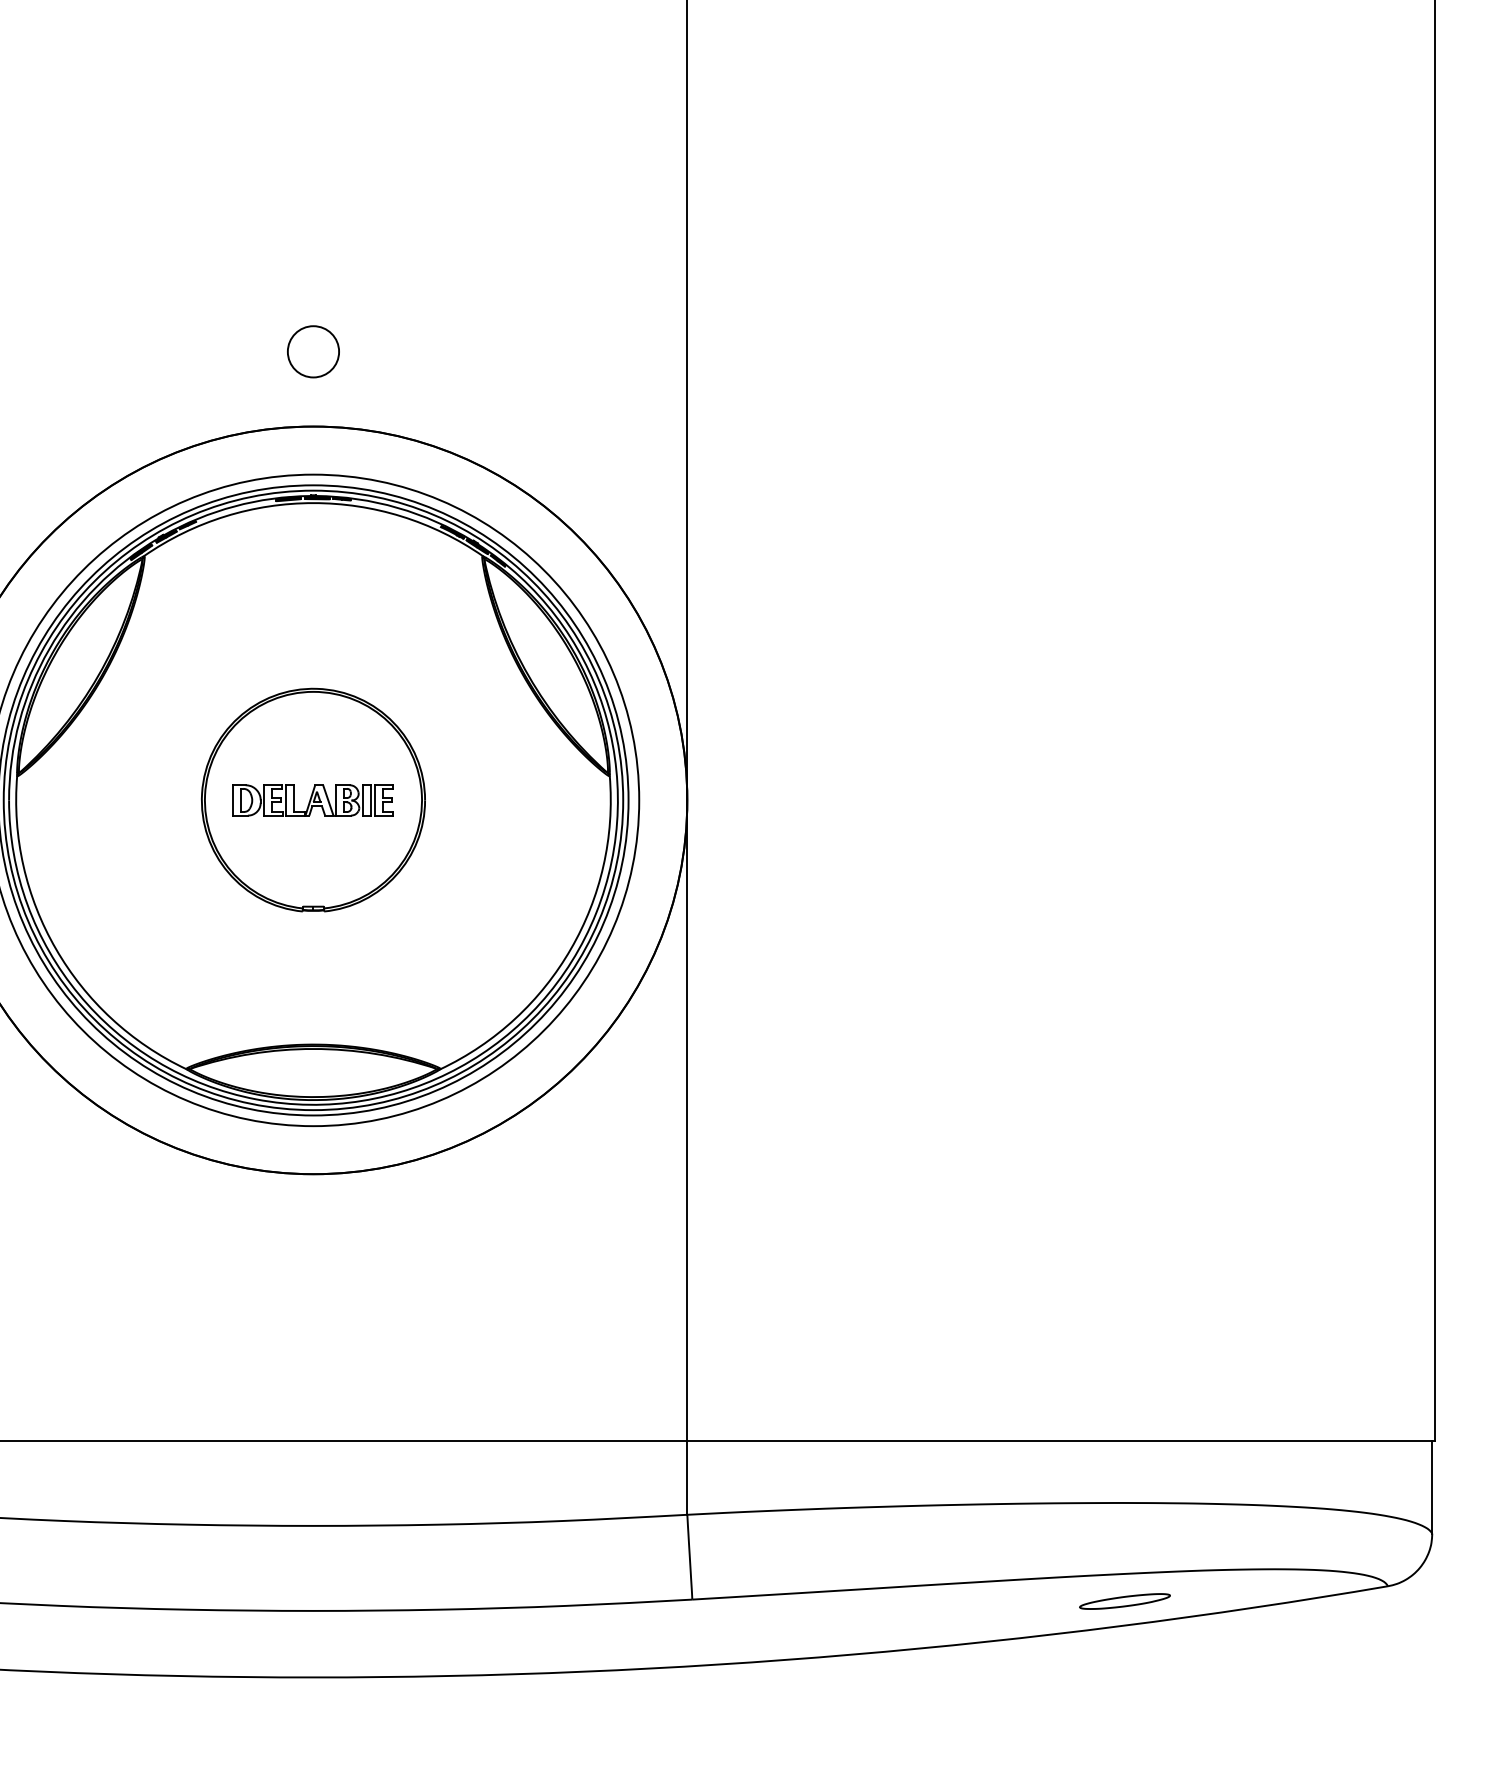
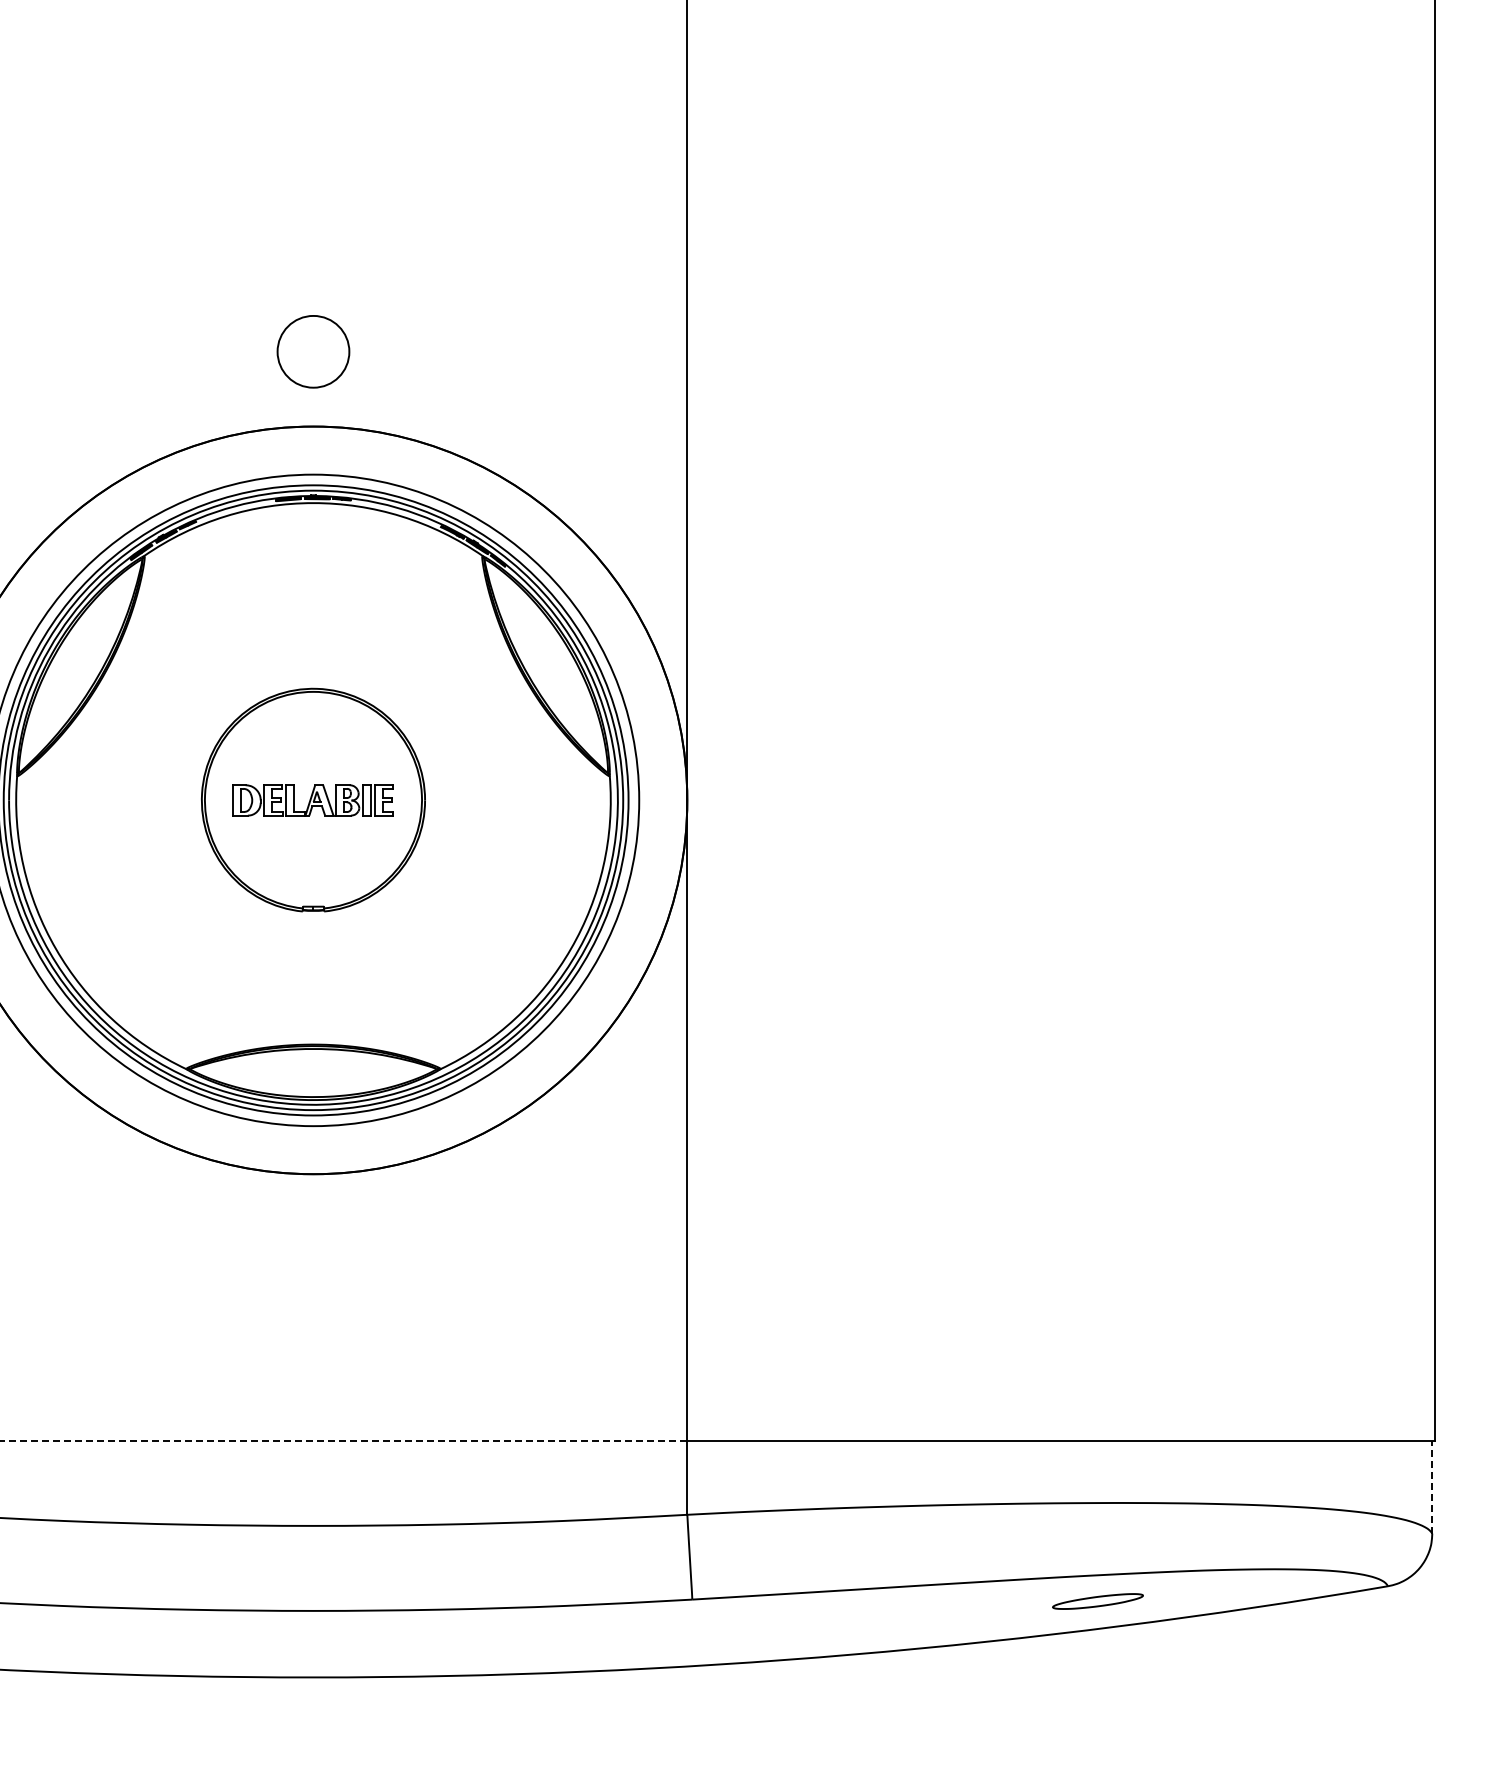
circle diameter: 51 px -> 72 px (313, 351)
line: solid -> dashed (343, 1441)
line: solid -> dashed (1432, 1486)
part position: (1124, 1601) -> (1097, 1601) (1097, 1601)
